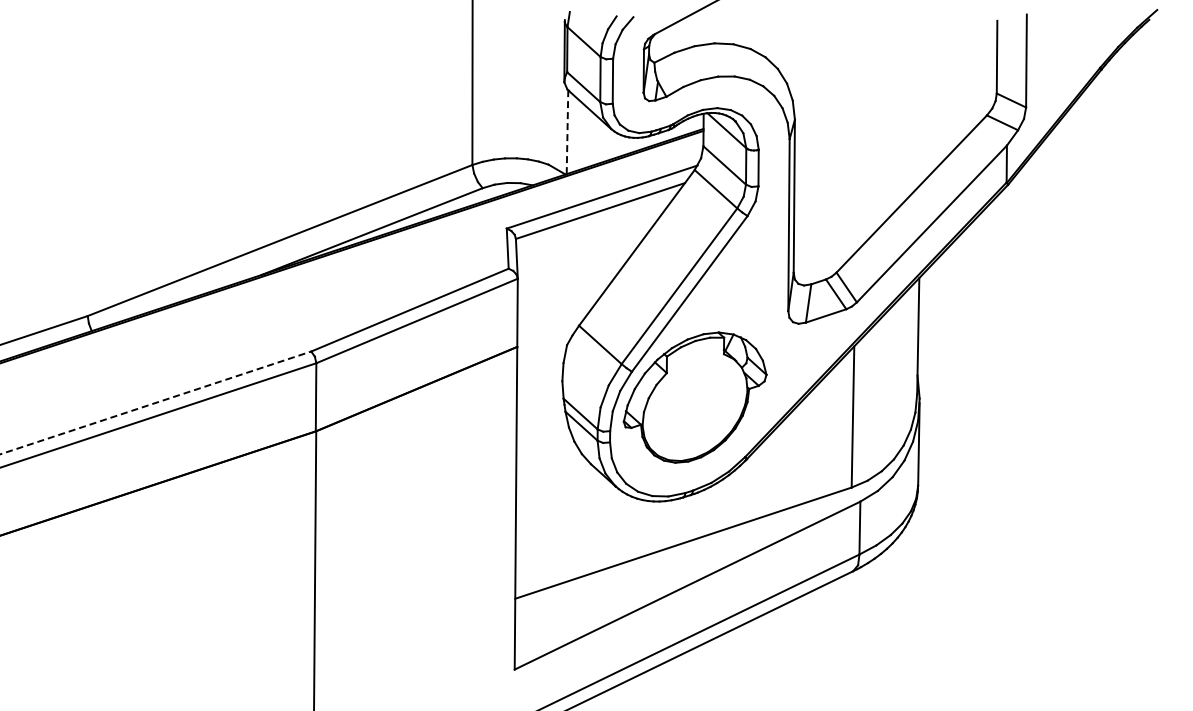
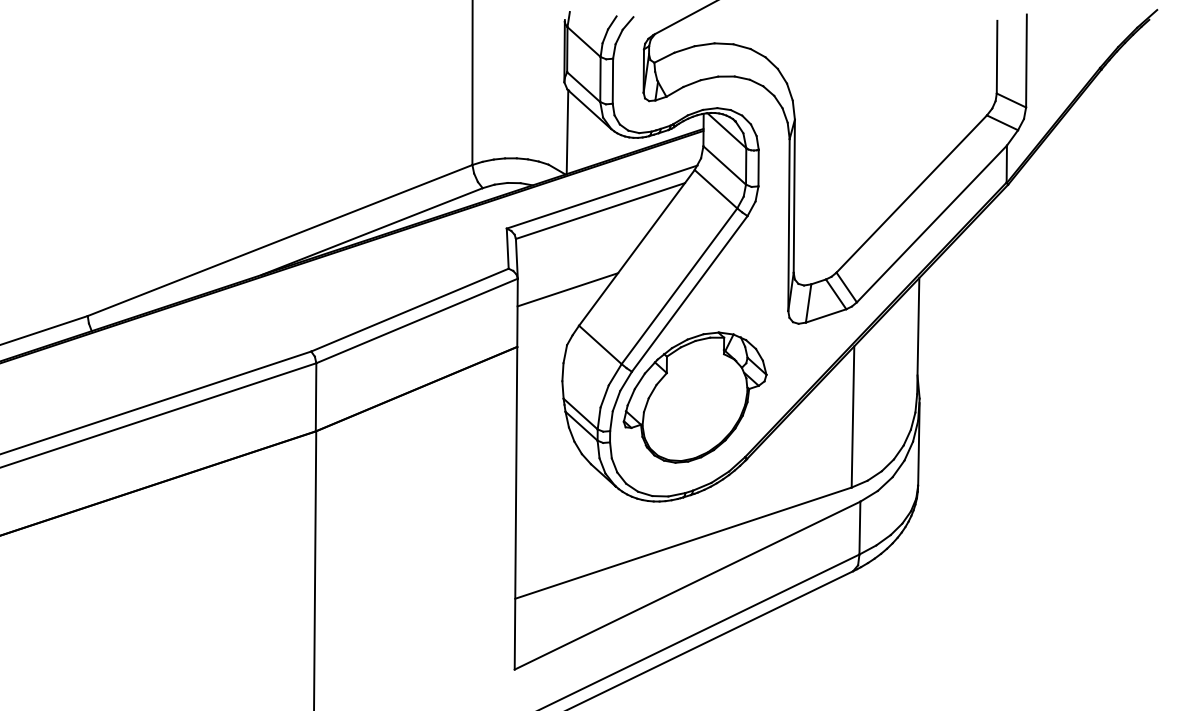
line: dashed -> solid (567, 132)
line: none -> present (567, 289)
line: dashed -> solid (155, 402)
